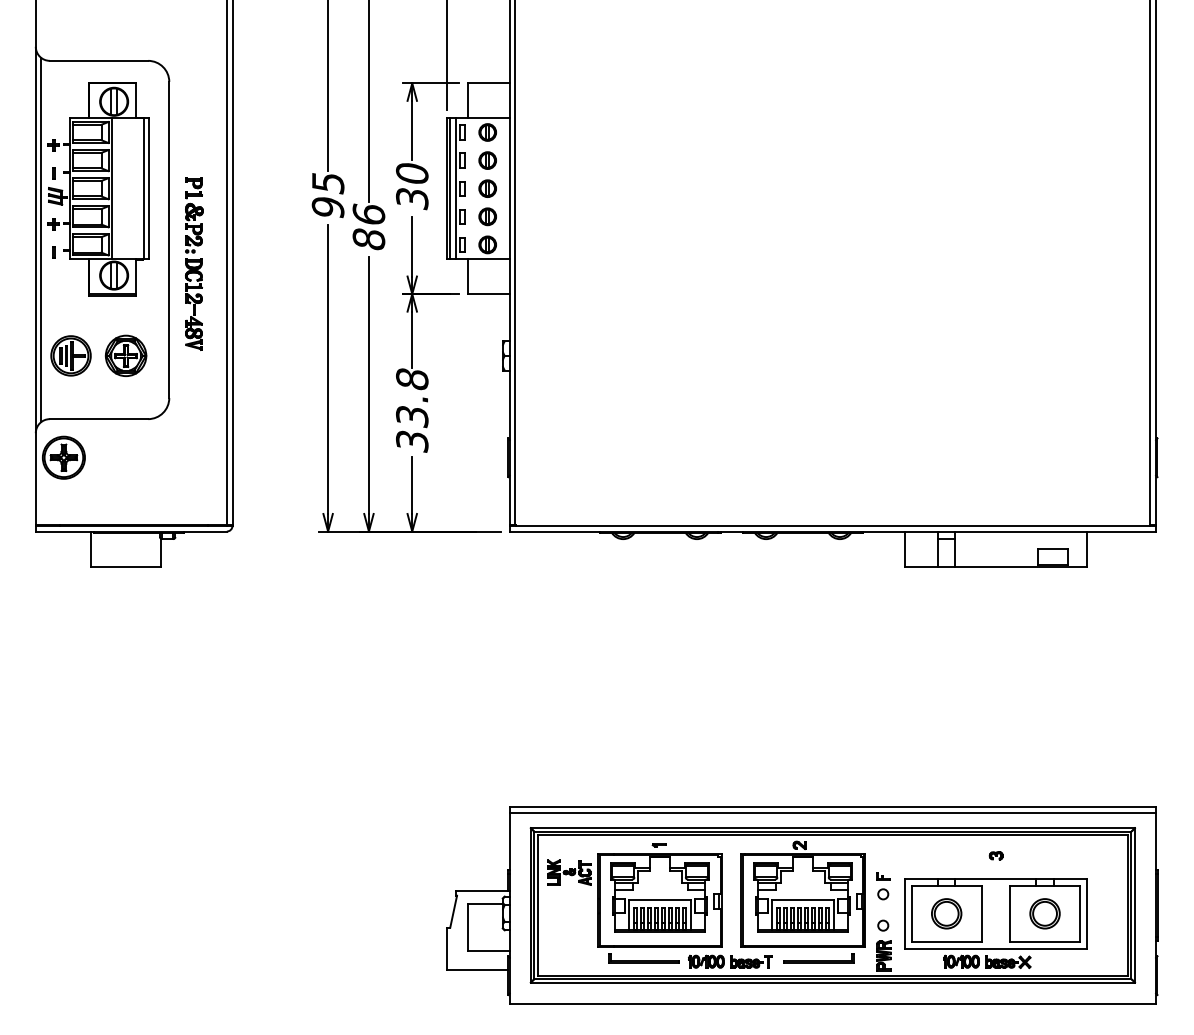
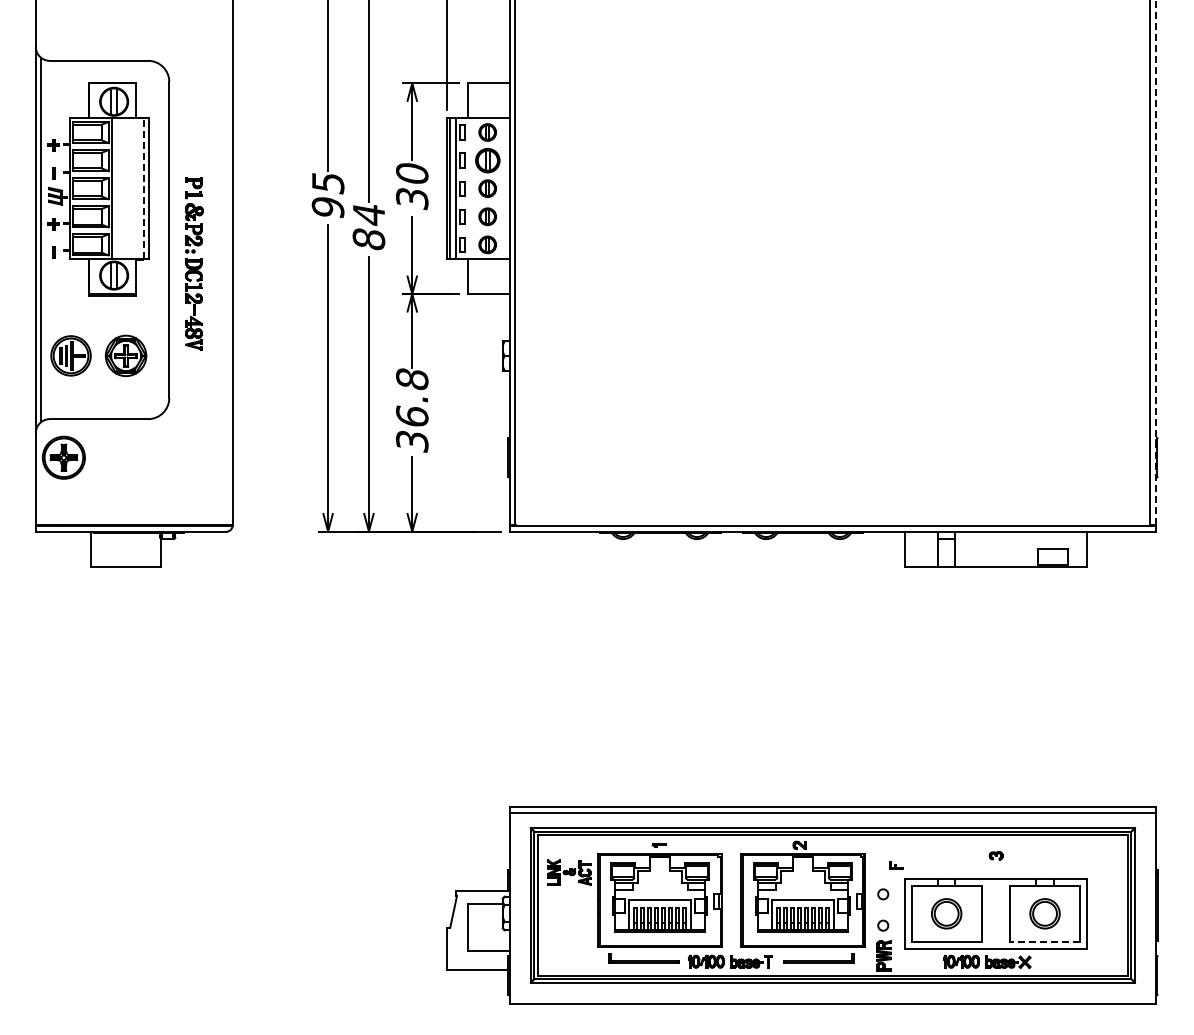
part size: 19x19 px -> 26x26 px (487, 160)
line: solid -> dashed (143, 188)
text: 86 -> 84 (368, 214)
line: solid -> dashed (1156, 262)
line: present -> none (226, 263)
text: 33.8 -> 36.8 (412, 416)
part position: (883, 876) -> (896, 865) (896, 865)
line: solid -> dashed (1044, 941)
